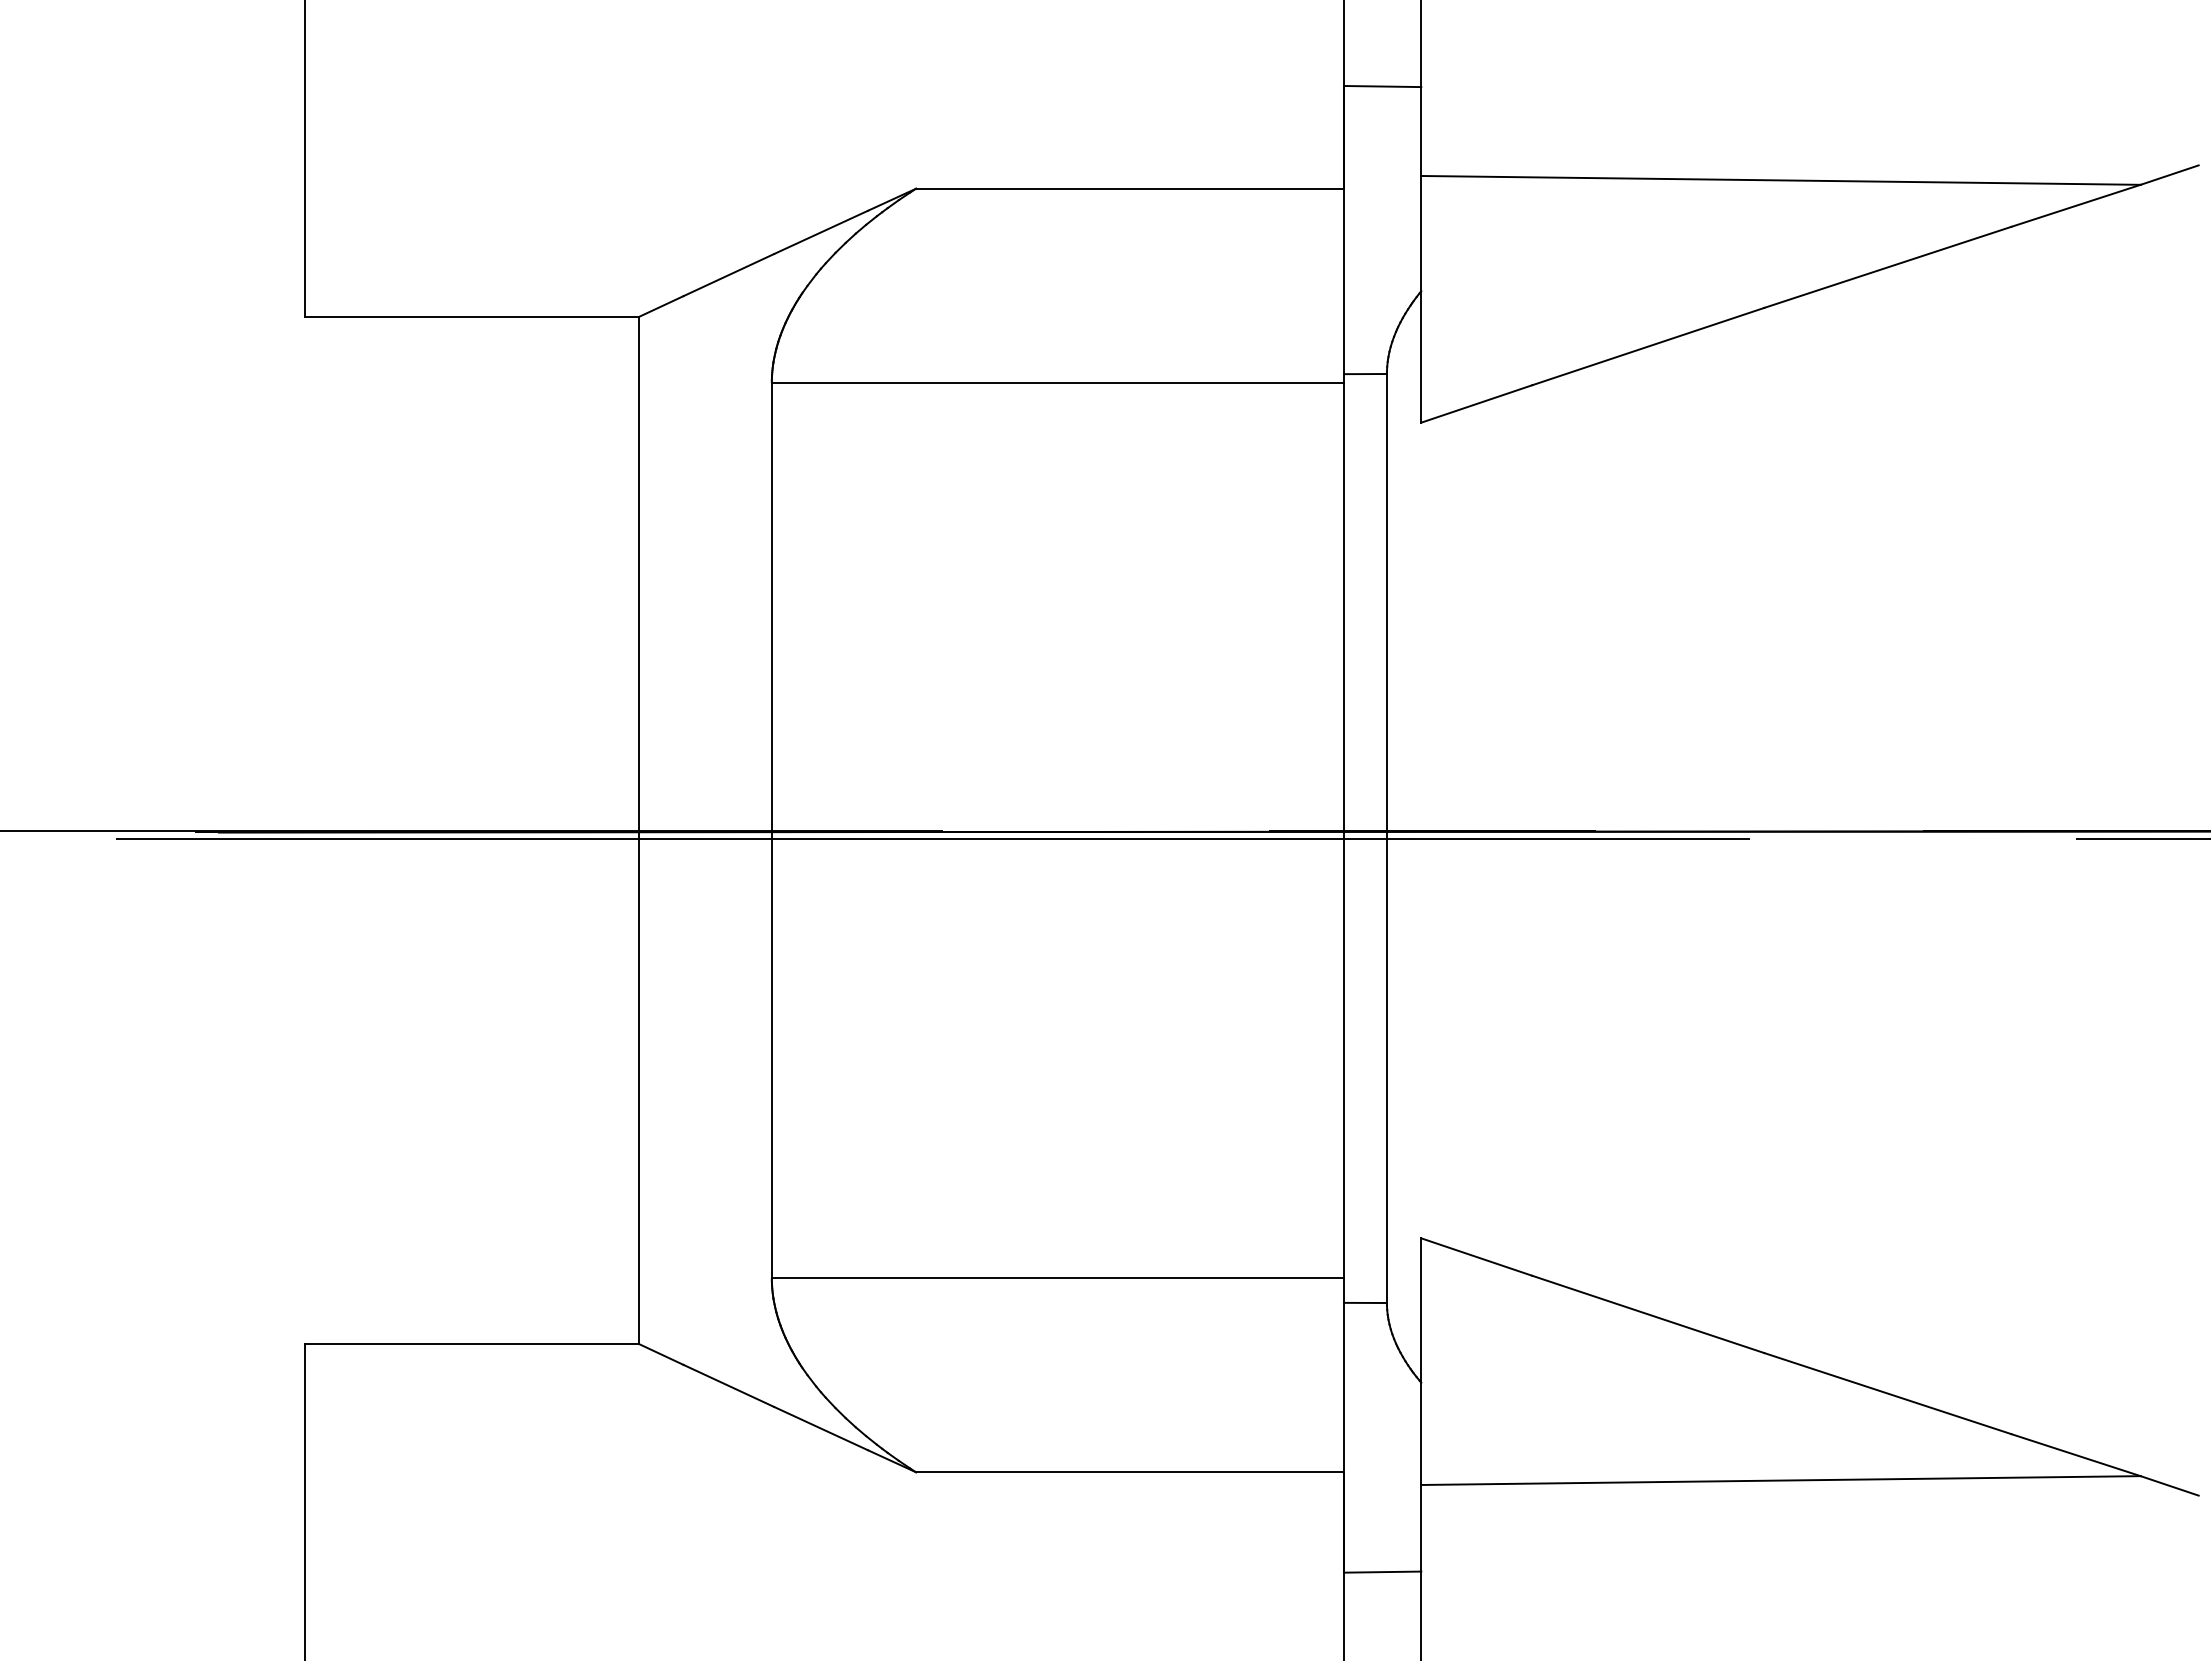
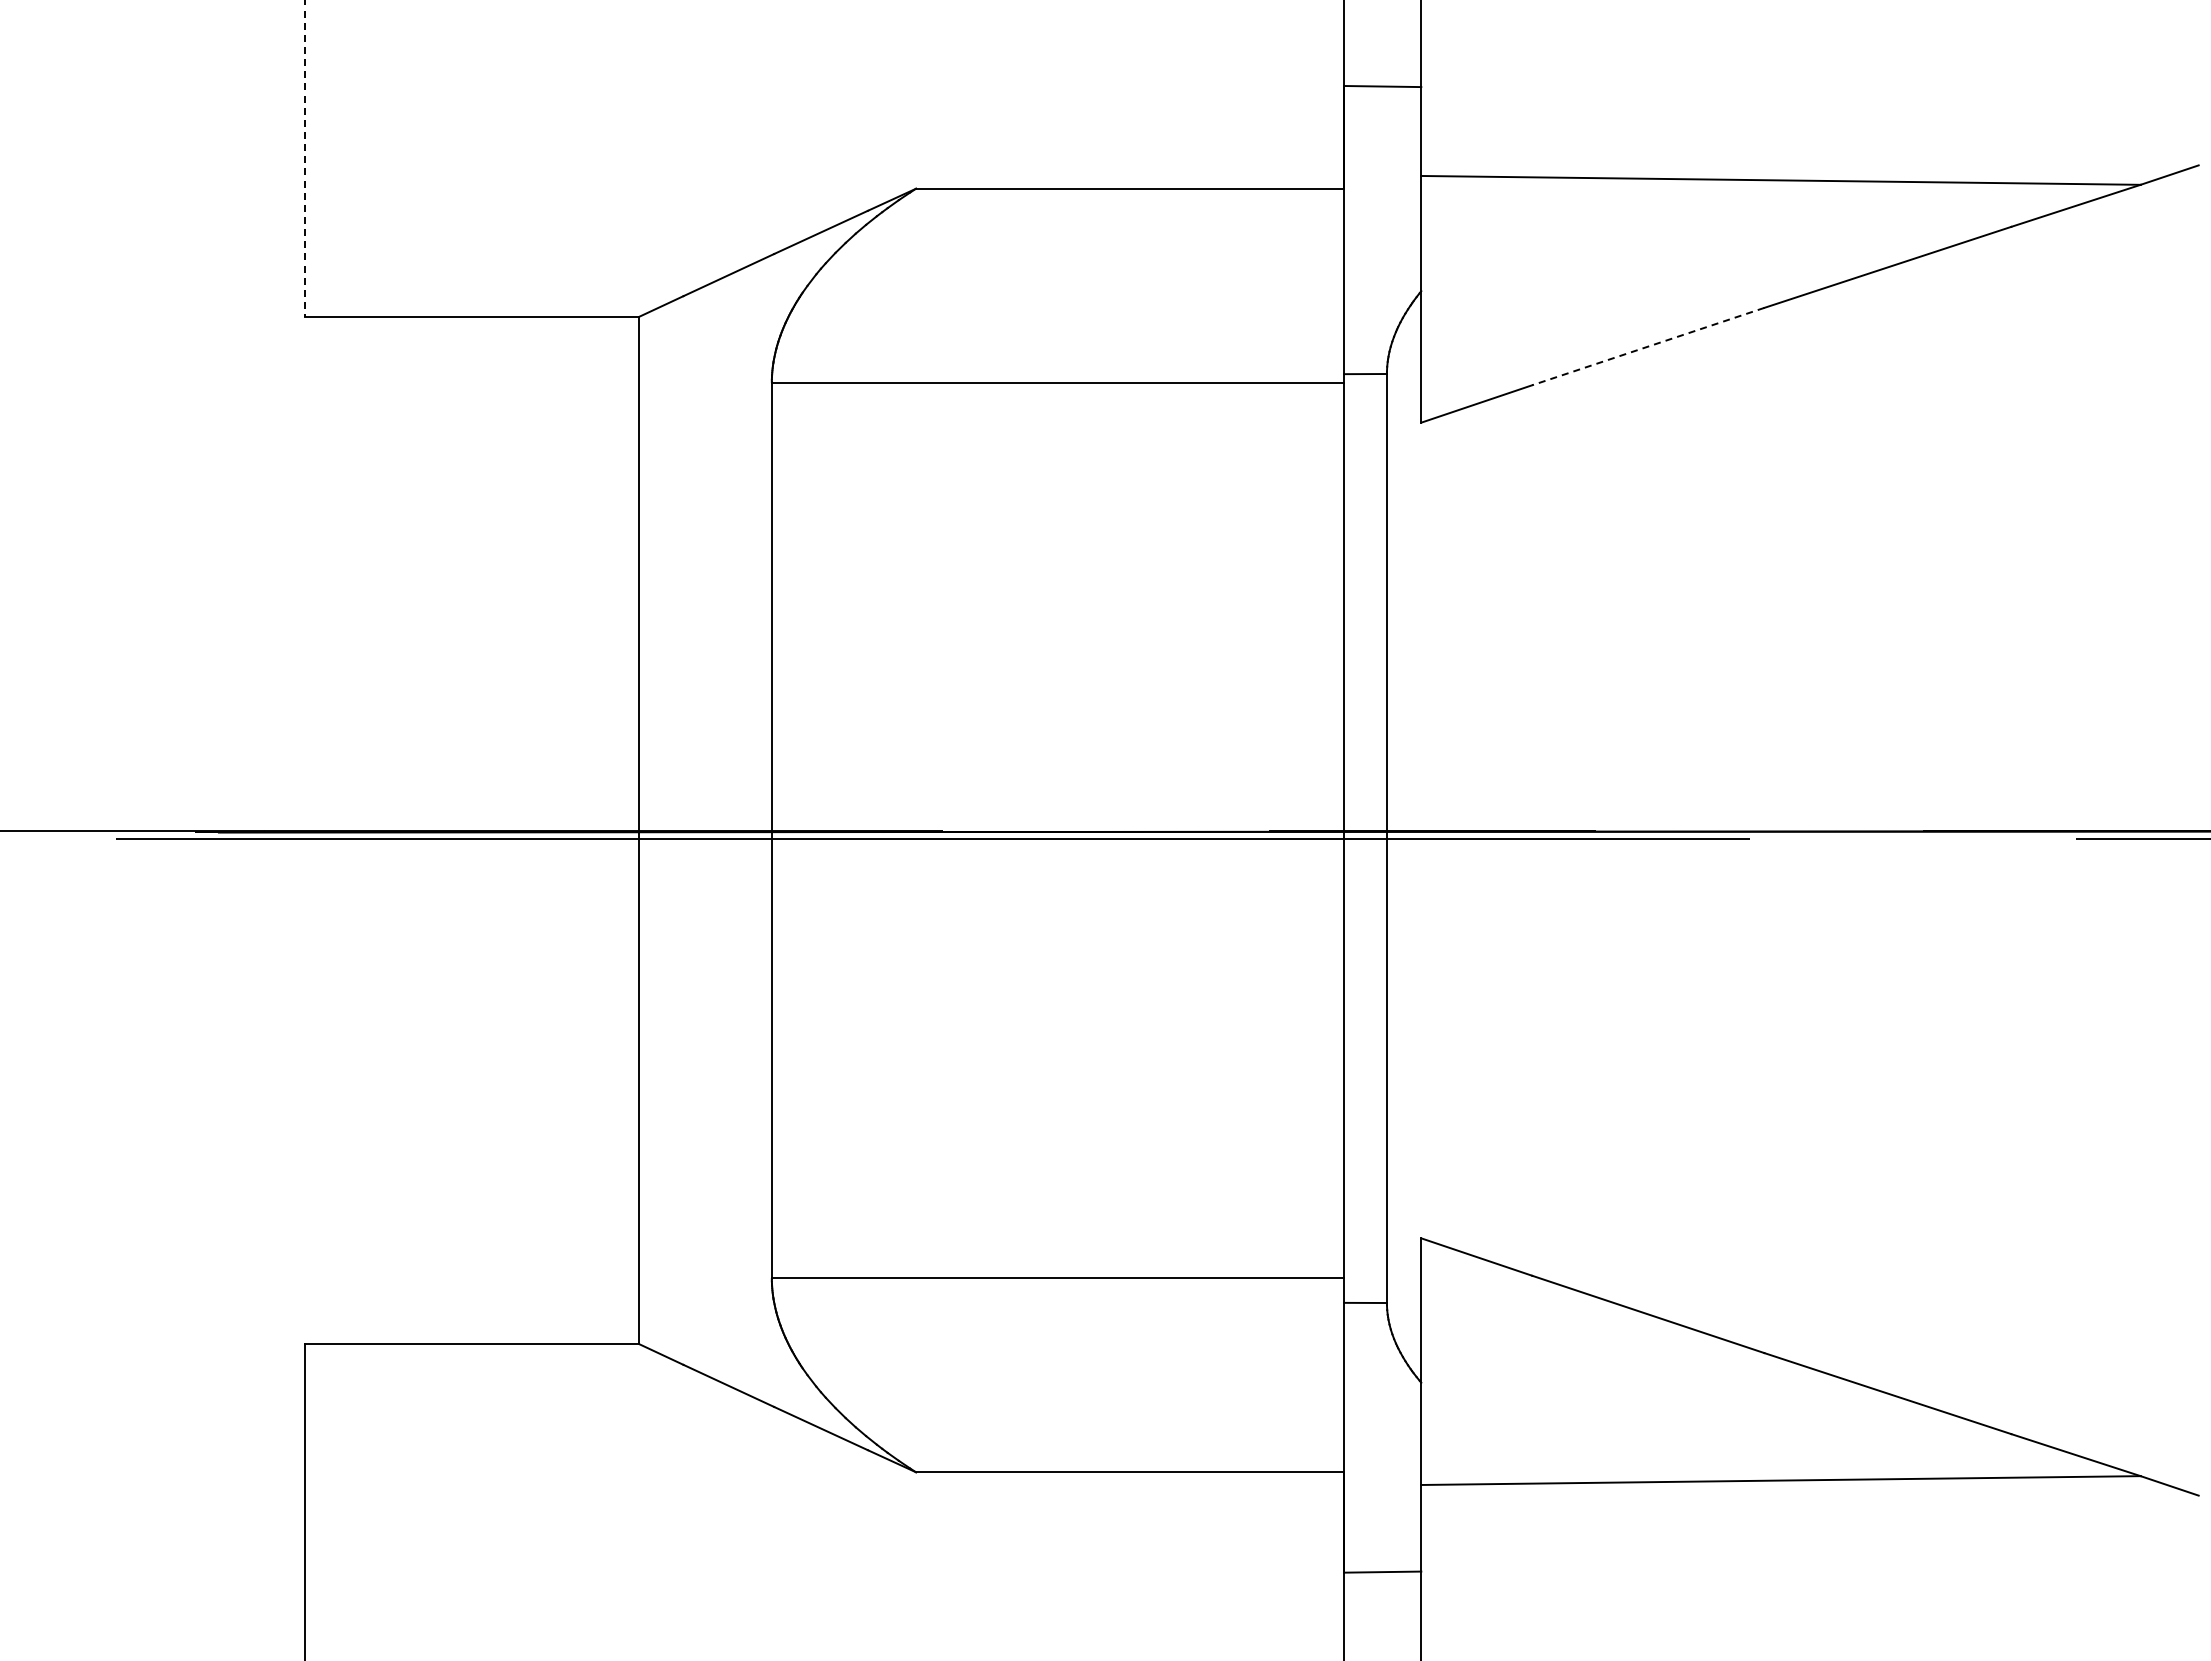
line: solid -> dashed (304, 159)
line: solid -> dashed (1647, 346)
